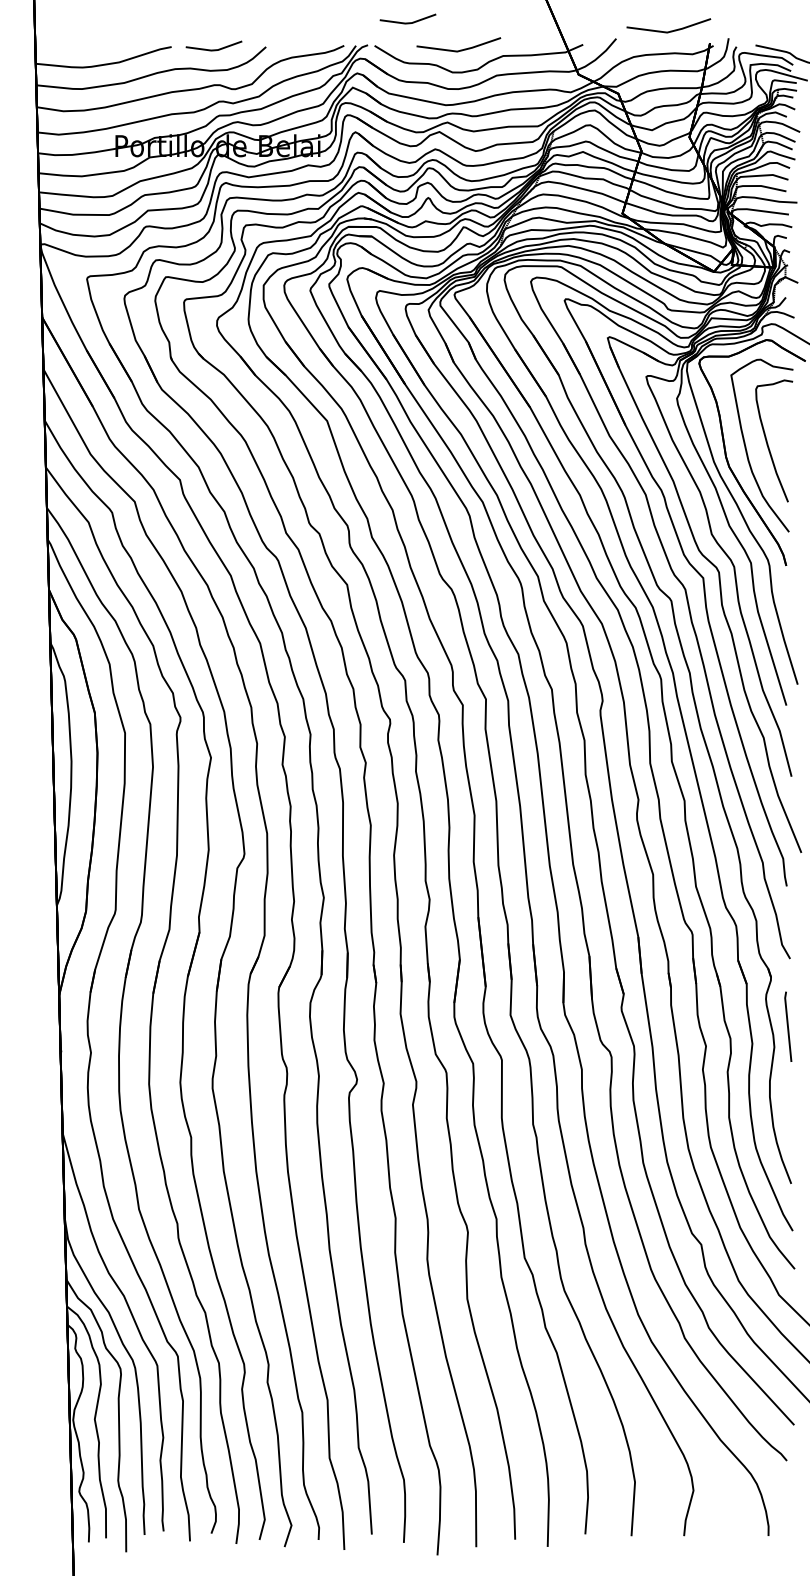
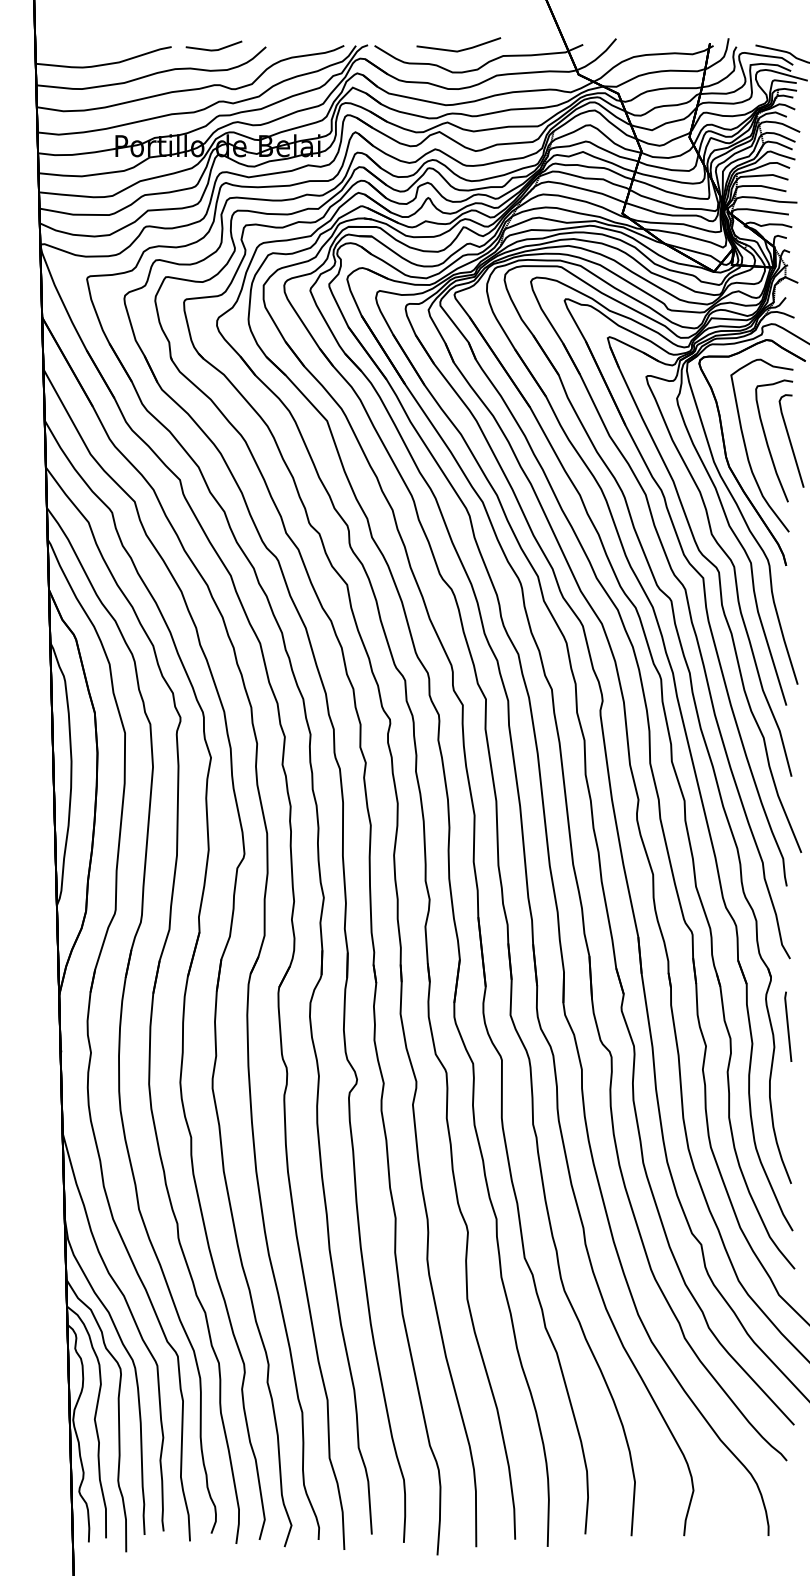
line: present -> none (407, 22)
part: present -> none (668, 25)
curve: none -> present (790, 440)
